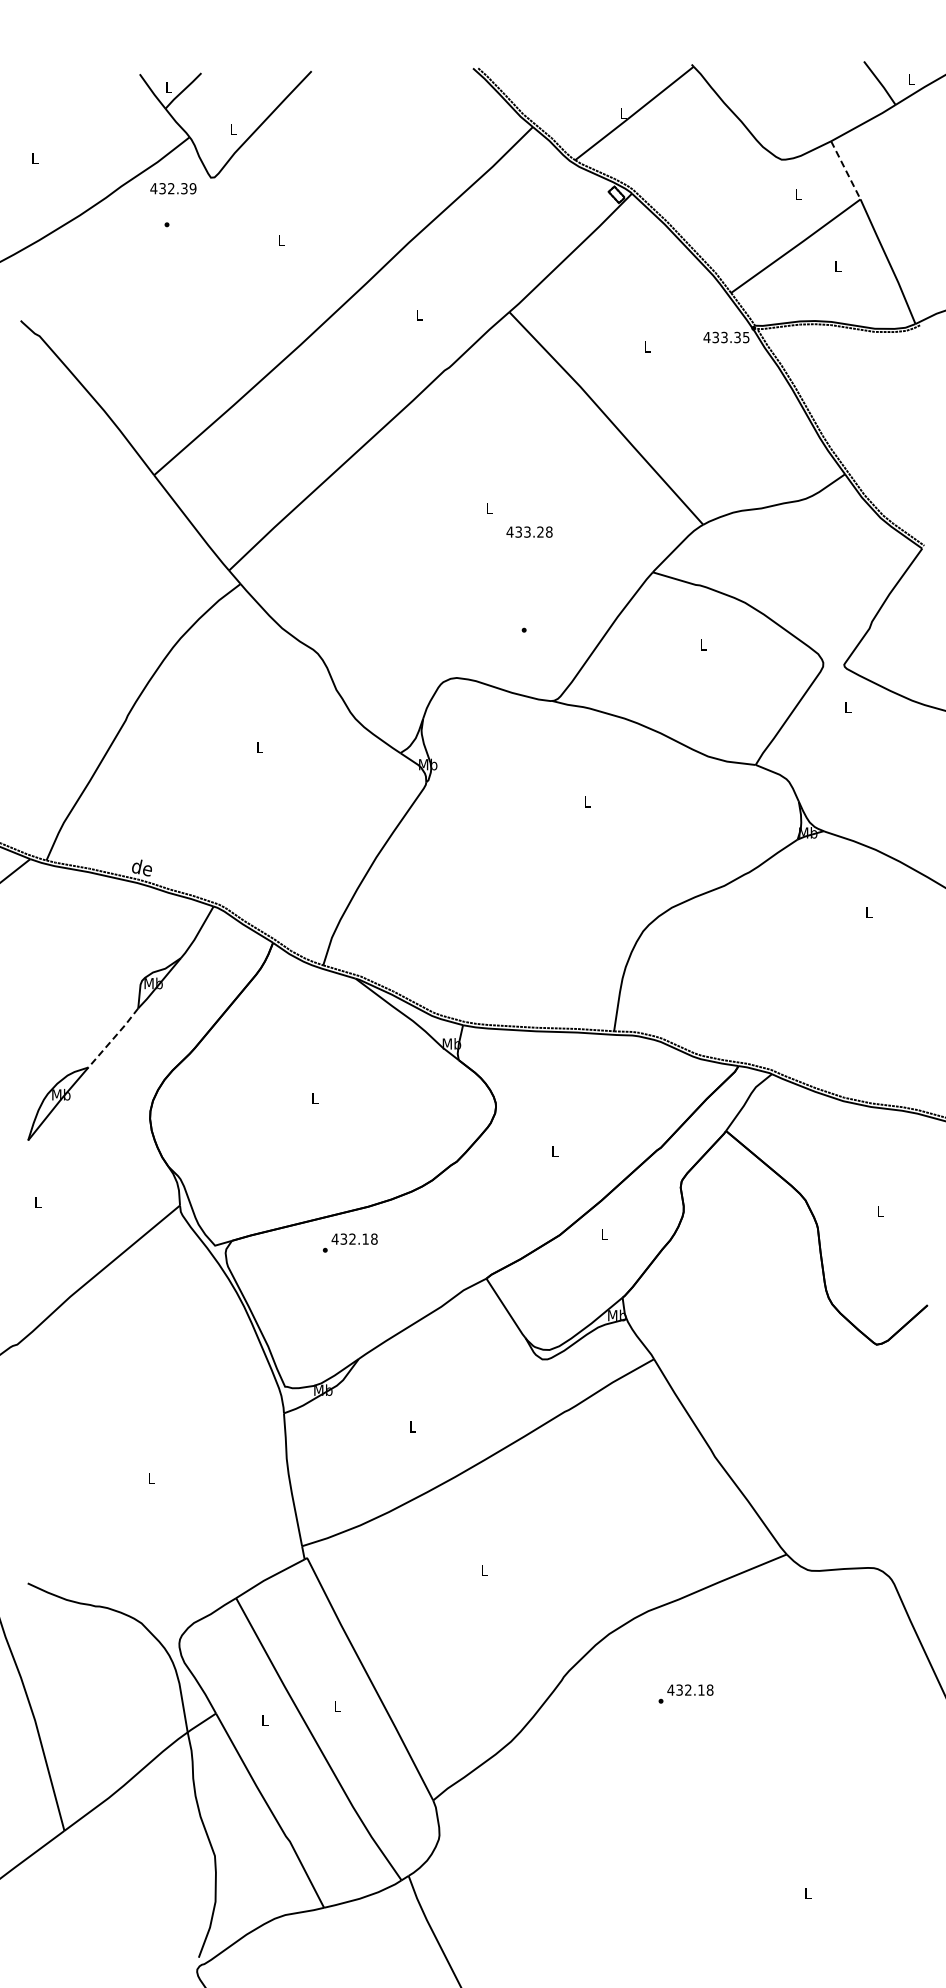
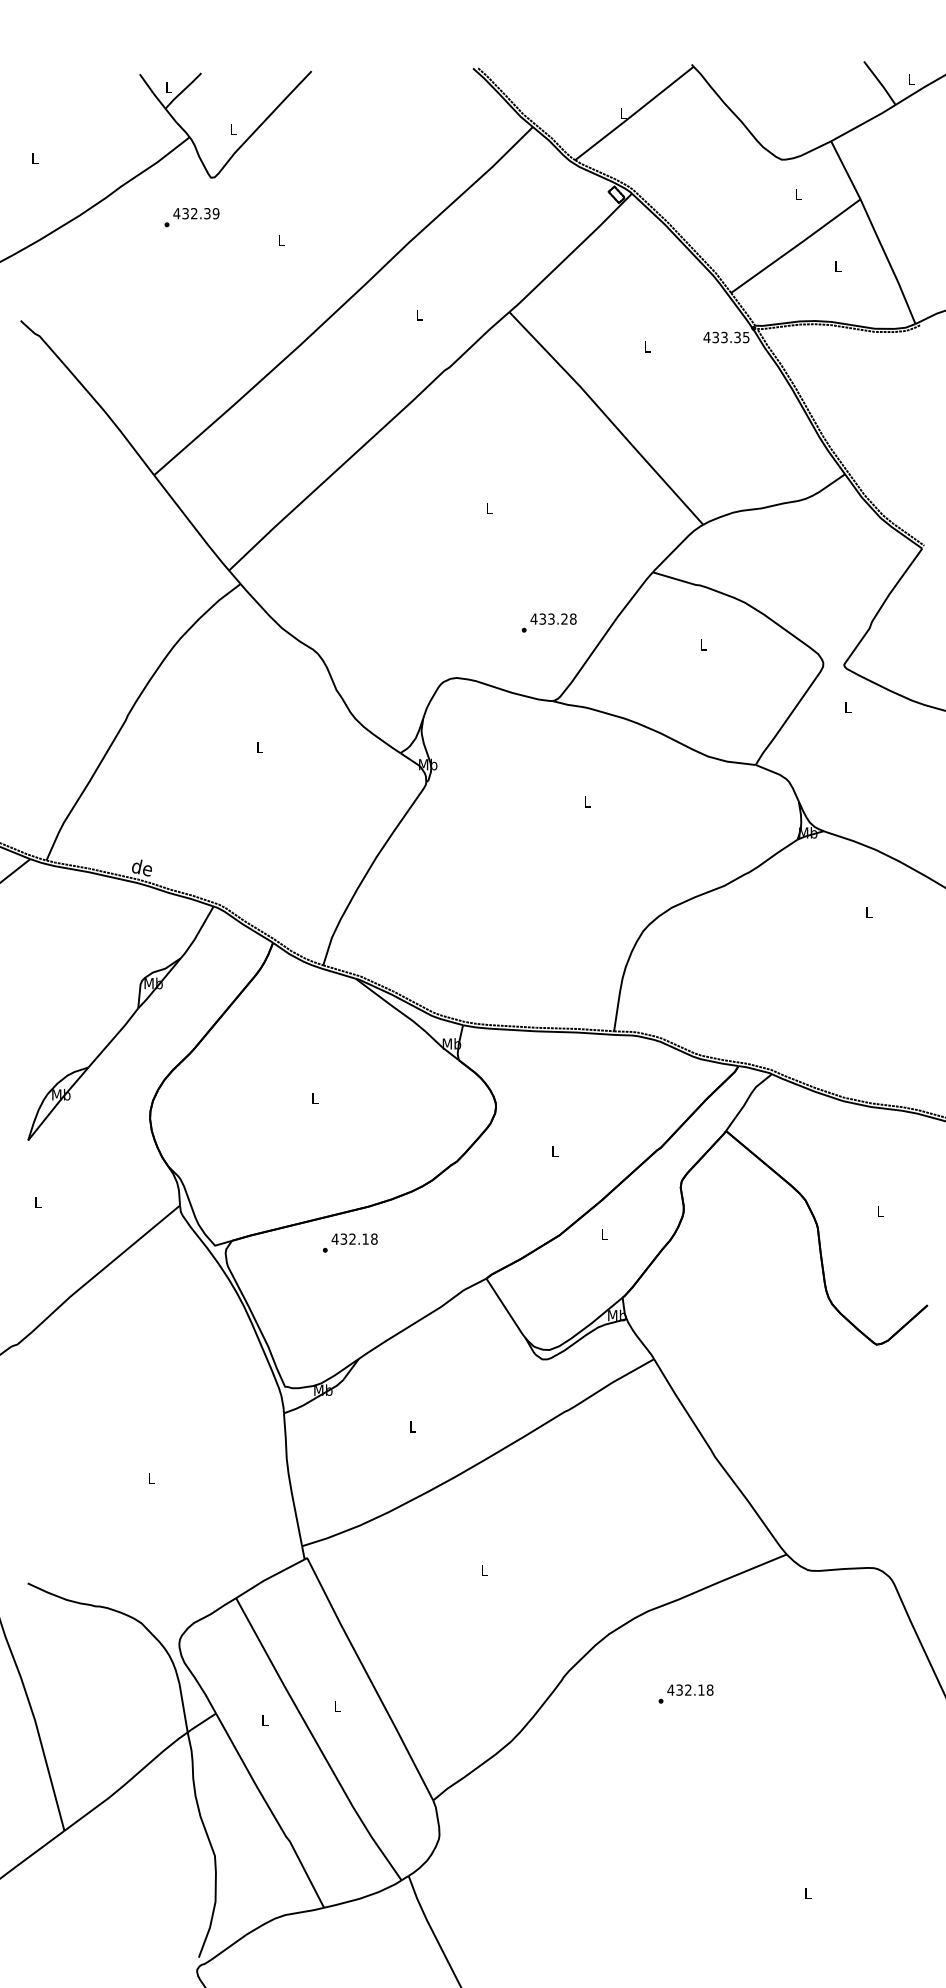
line: dashed -> solid (845, 170)
text position: (173, 188) -> (196, 213) (196, 213)
text position: (529, 531) -> (553, 618) (553, 618)
line: dashed -> solid (114, 1037)
